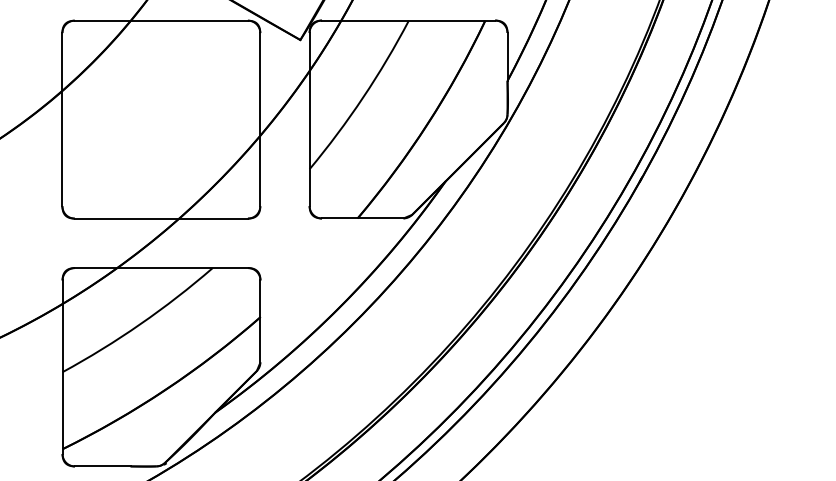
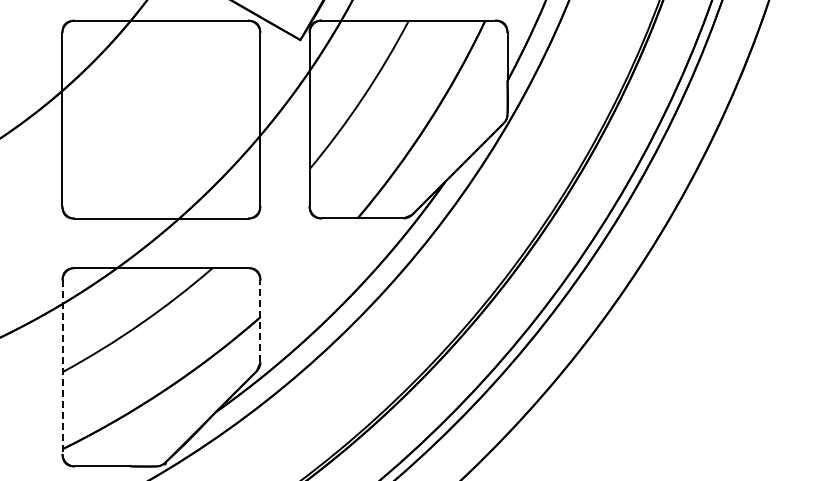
line: solid -> dashed (260, 321)
line: solid -> dashed (62, 367)
